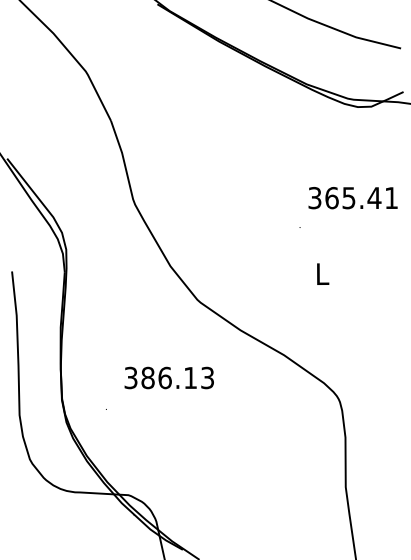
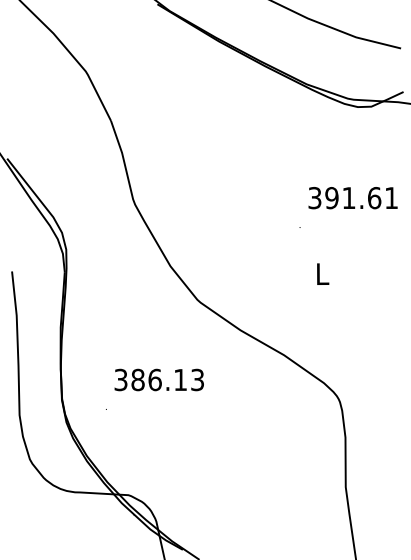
text: 365.41 -> 391.61 (353, 198)
text position: (168, 377) -> (158, 379) (158, 379)
